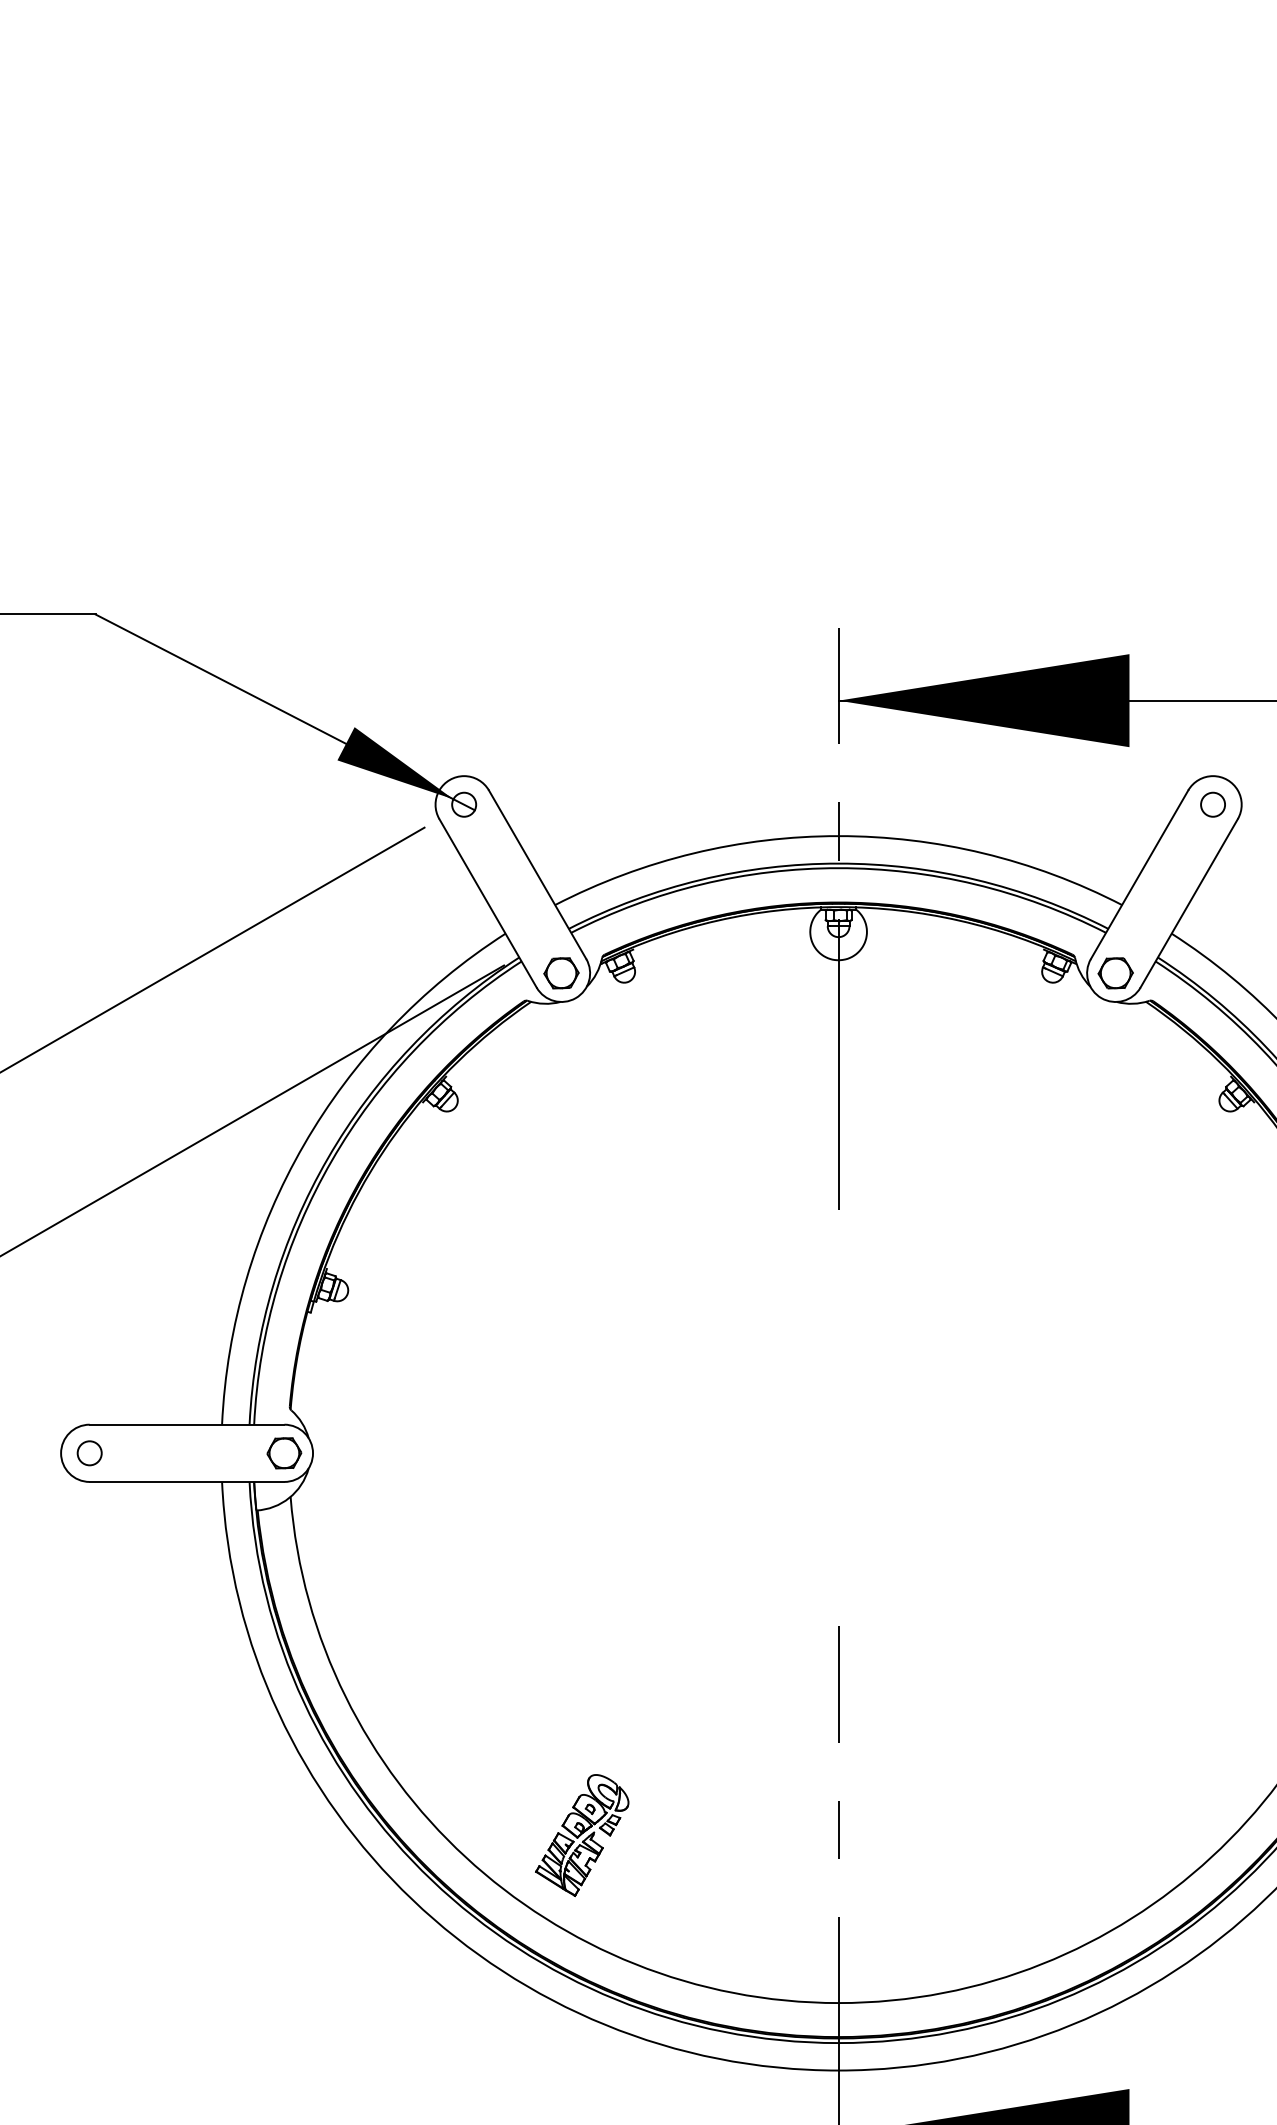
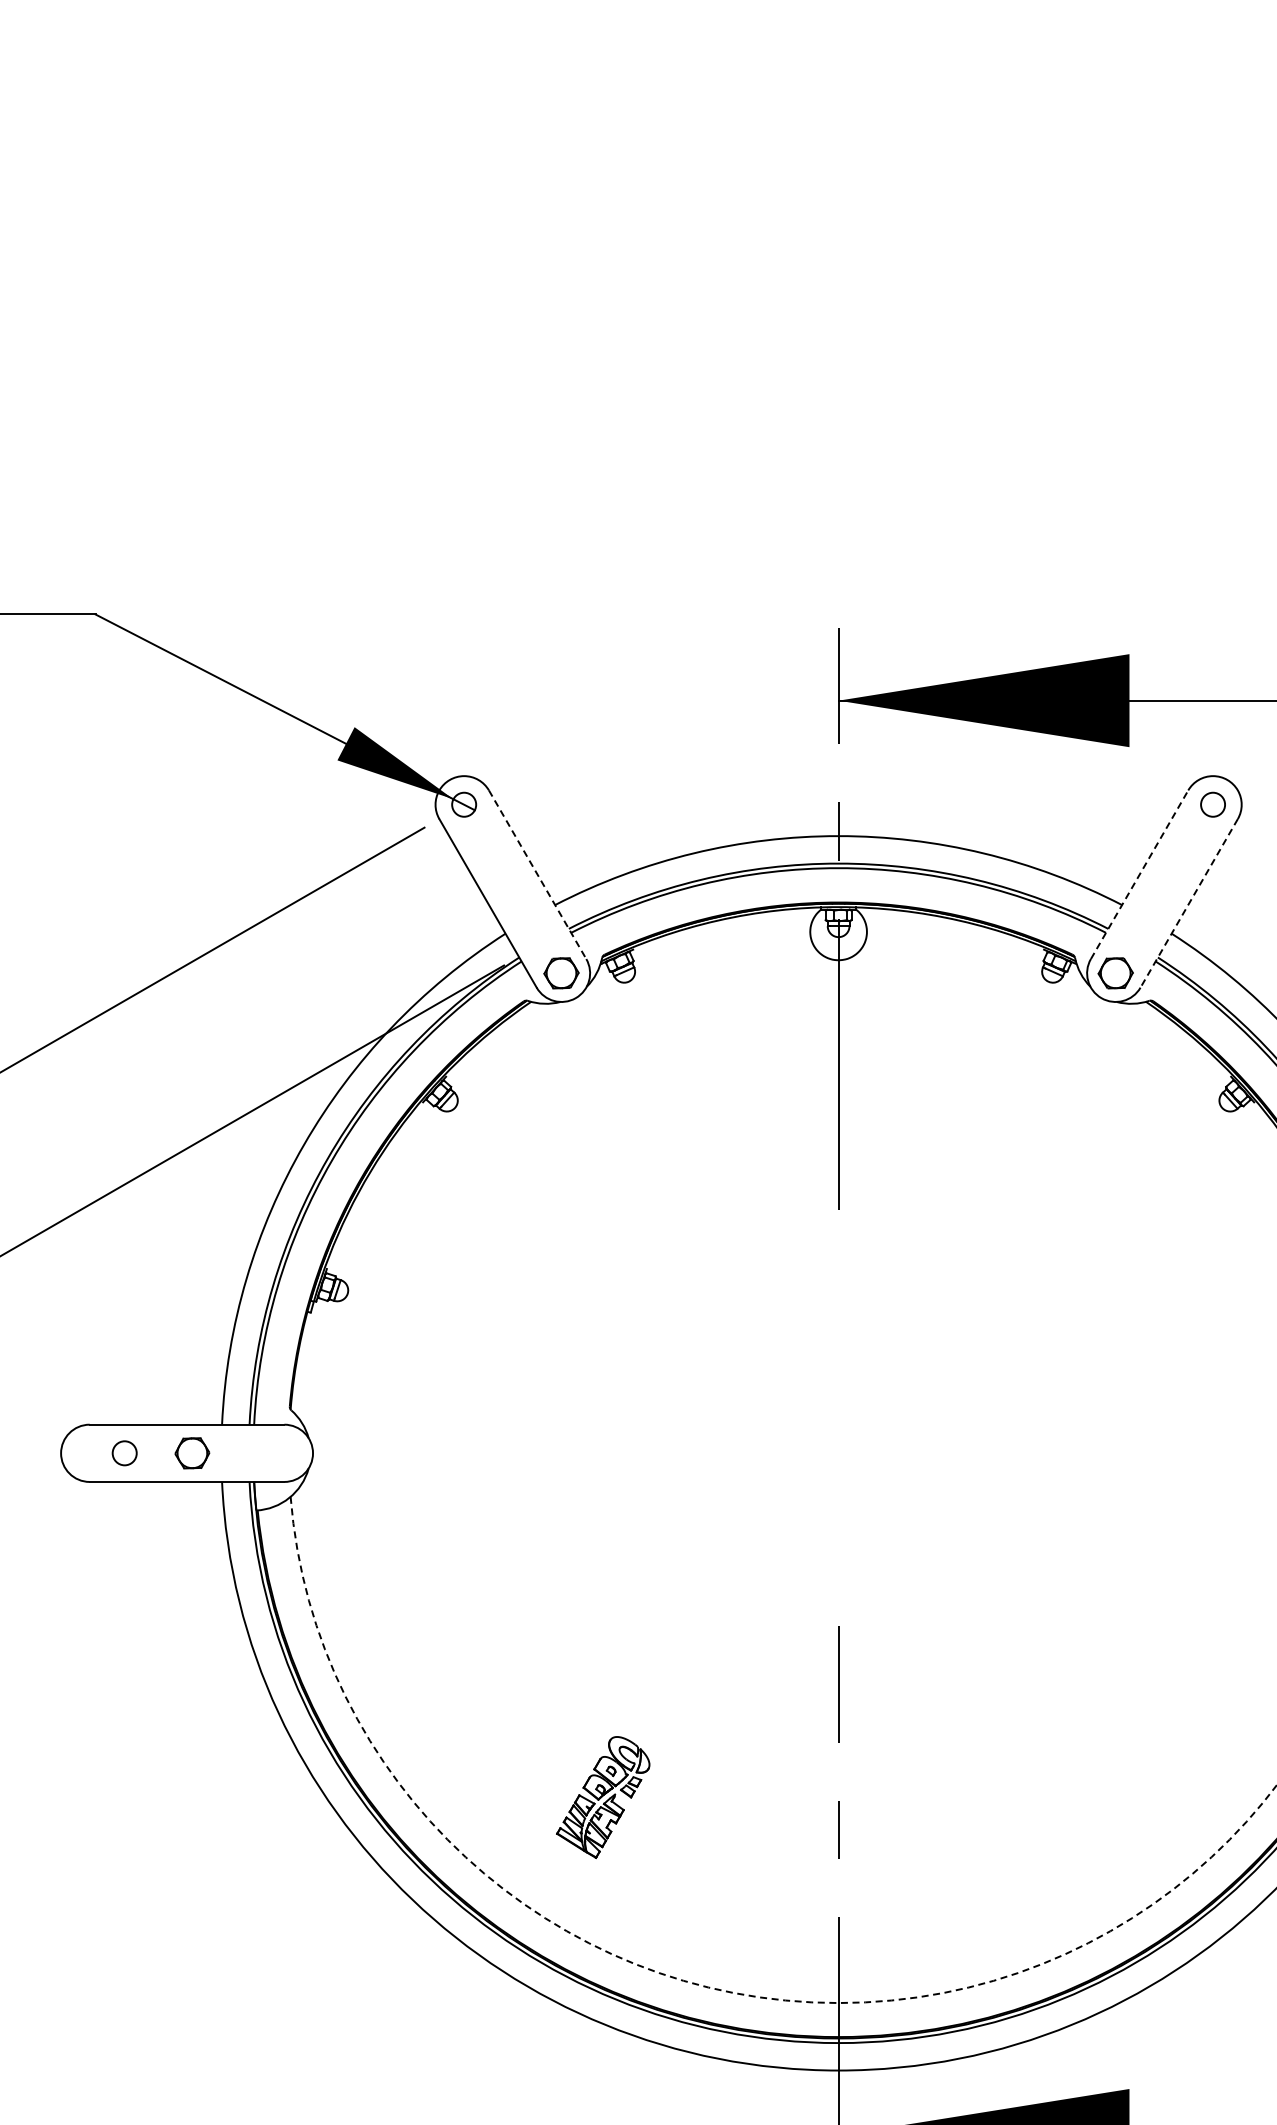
line: solid -> dashed (1139, 874)
line: solid -> dashed (537, 875)
line: solid -> dashed (1188, 903)
circle position: (89, 1453) -> (124, 1453) (124, 1453)
part position: (284, 1453) -> (192, 1453) (192, 1453)
part position: (582, 1835) -> (603, 1797) (603, 1797)
arc: solid -> dashed (683, 1980)
